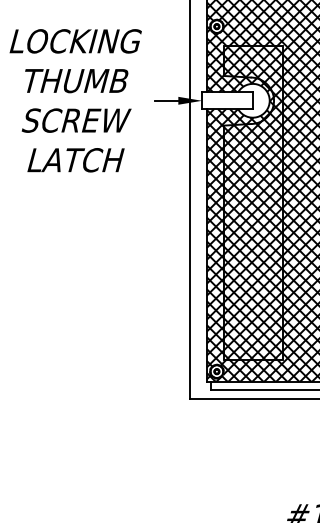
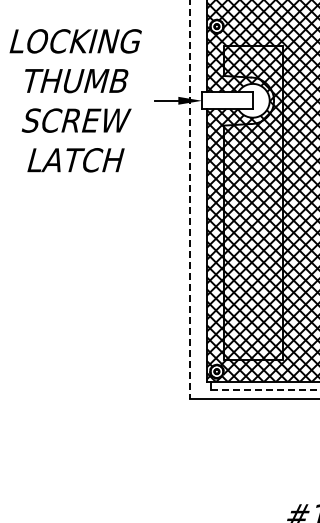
line: solid -> dashed (189, 199)
line: solid -> dashed (265, 390)
